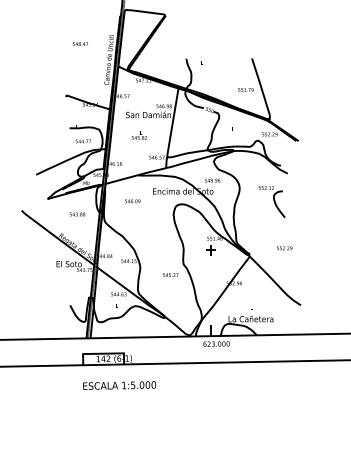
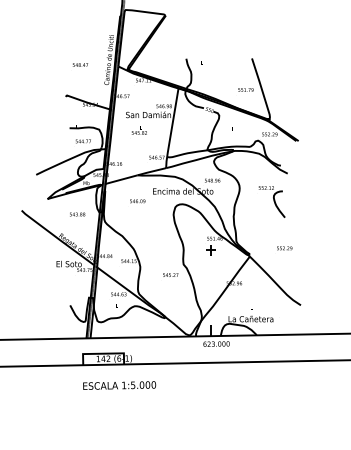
text position: (80, 43) -> (80, 64) (80, 64)
text position: (138, 135) -> (138, 130) (138, 130)
text position: (132, 201) -> (137, 201) (137, 201)
